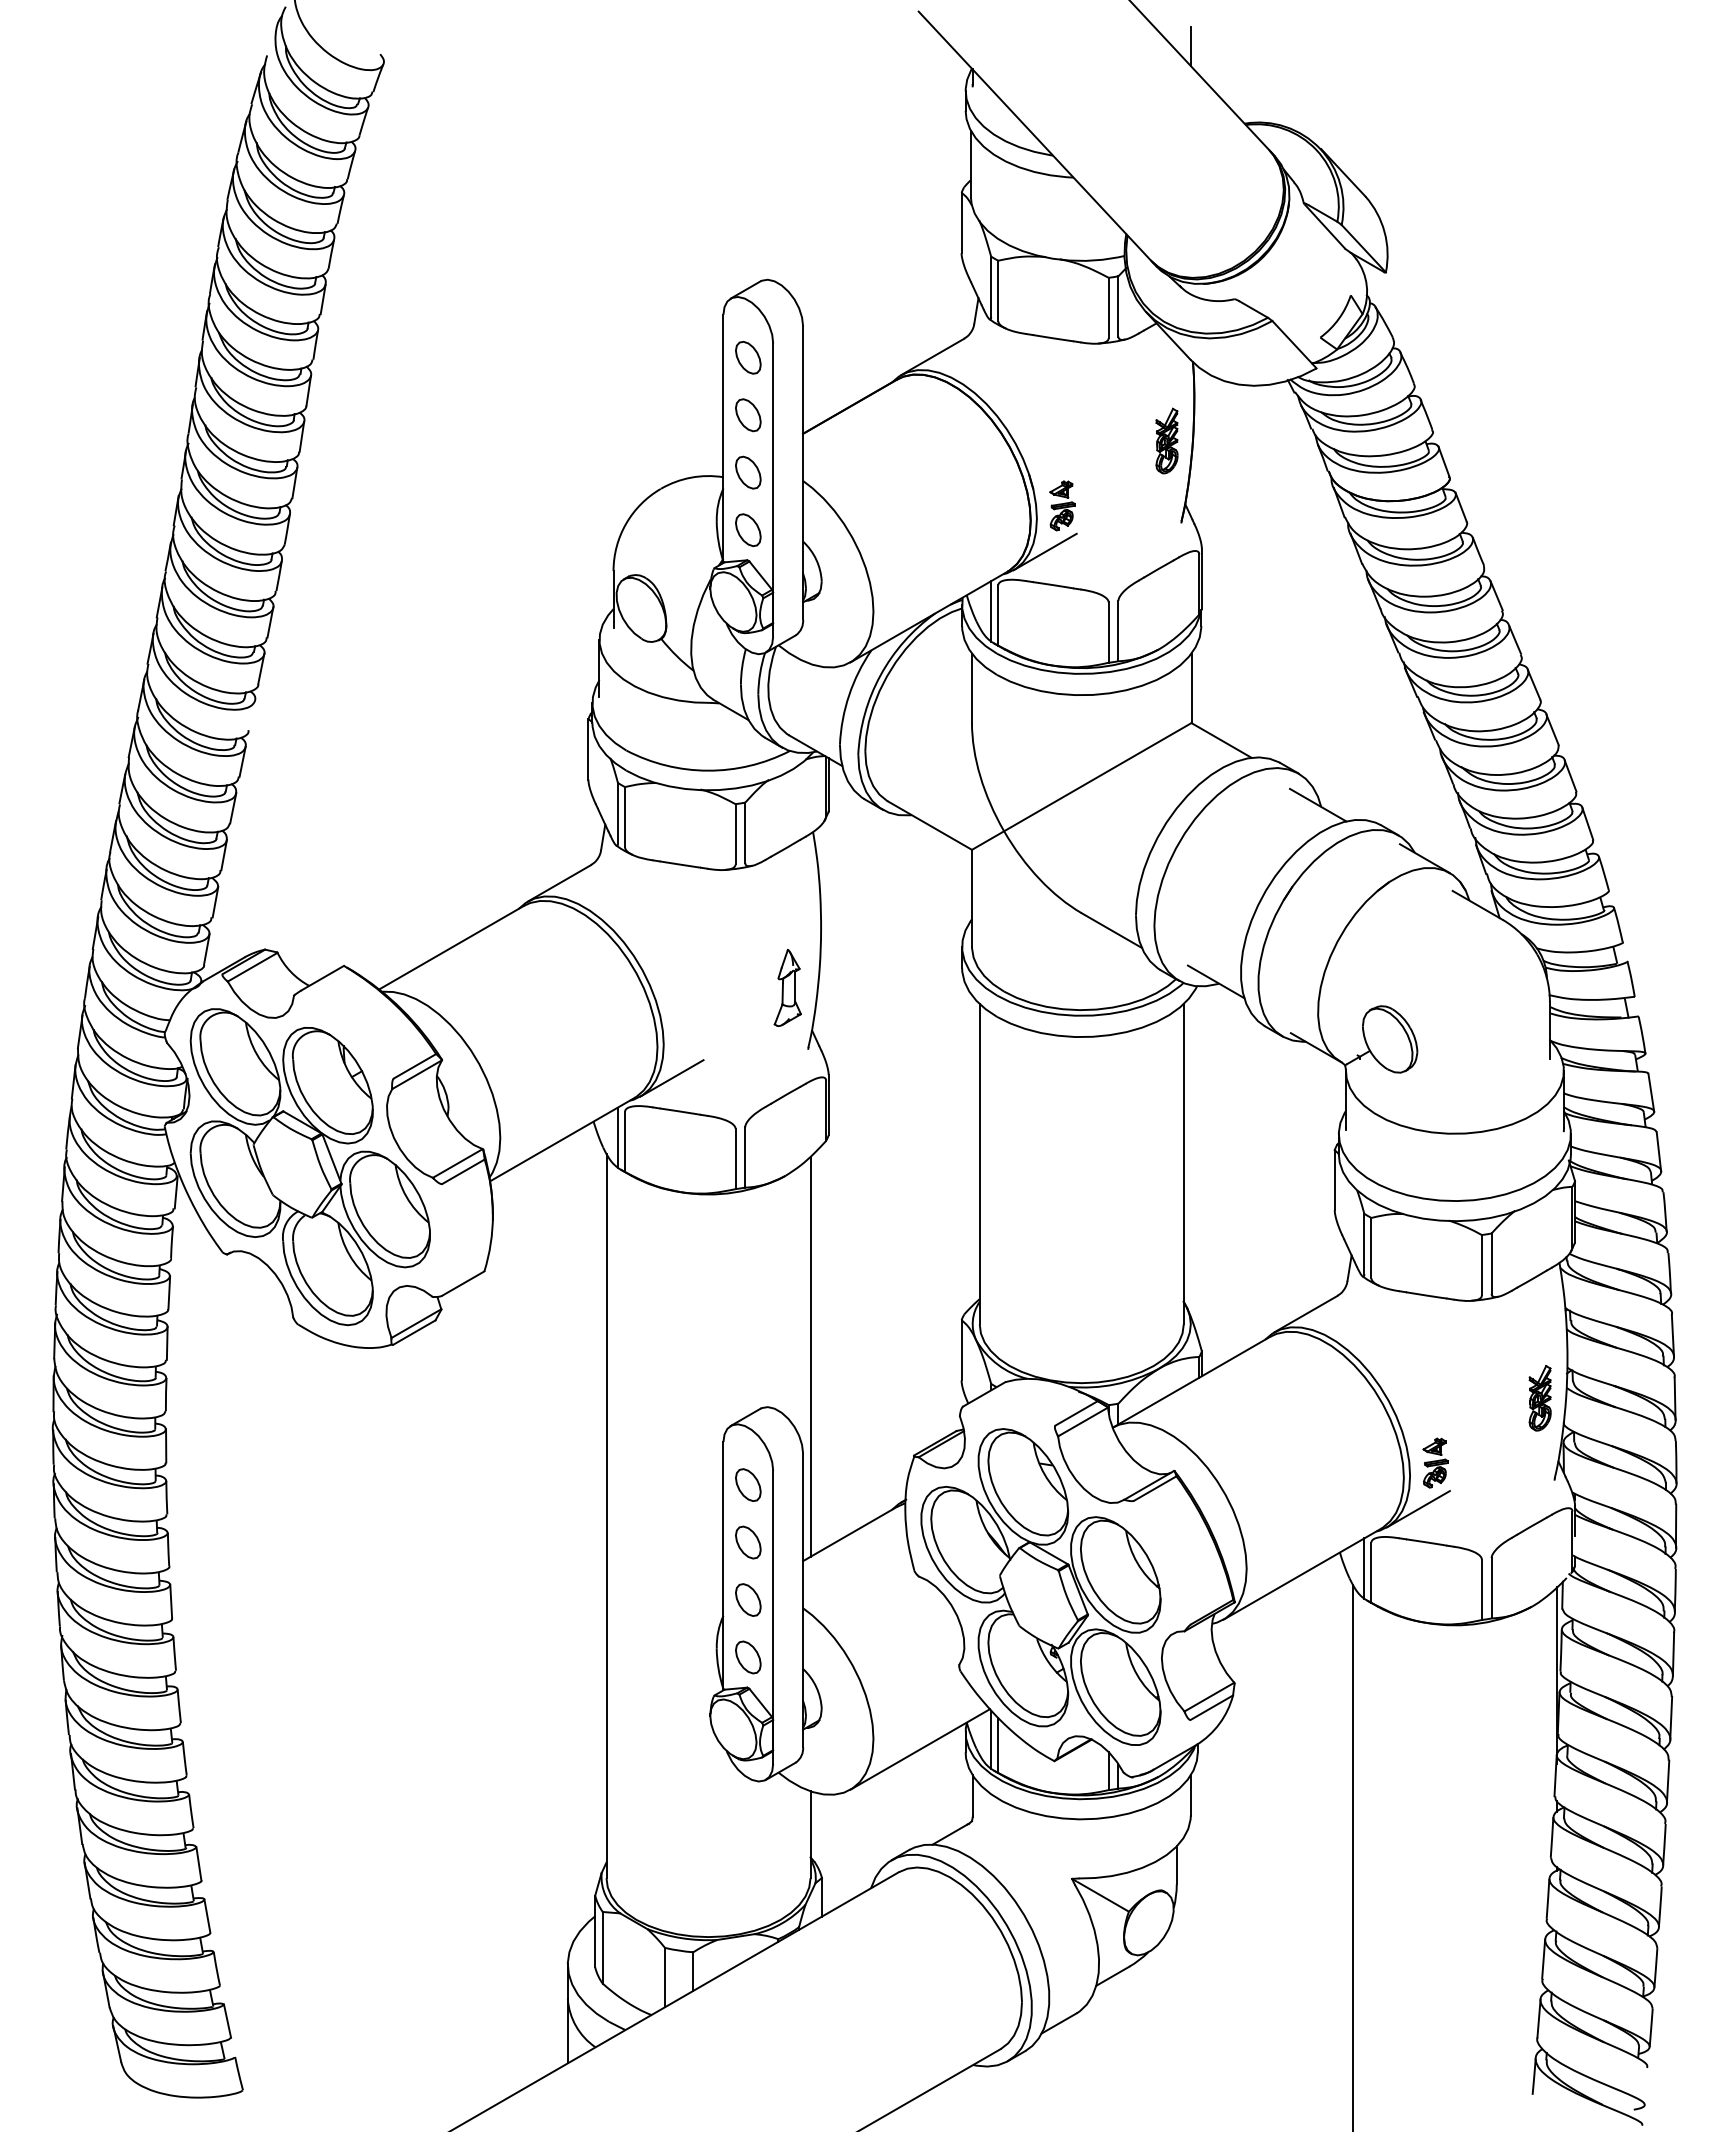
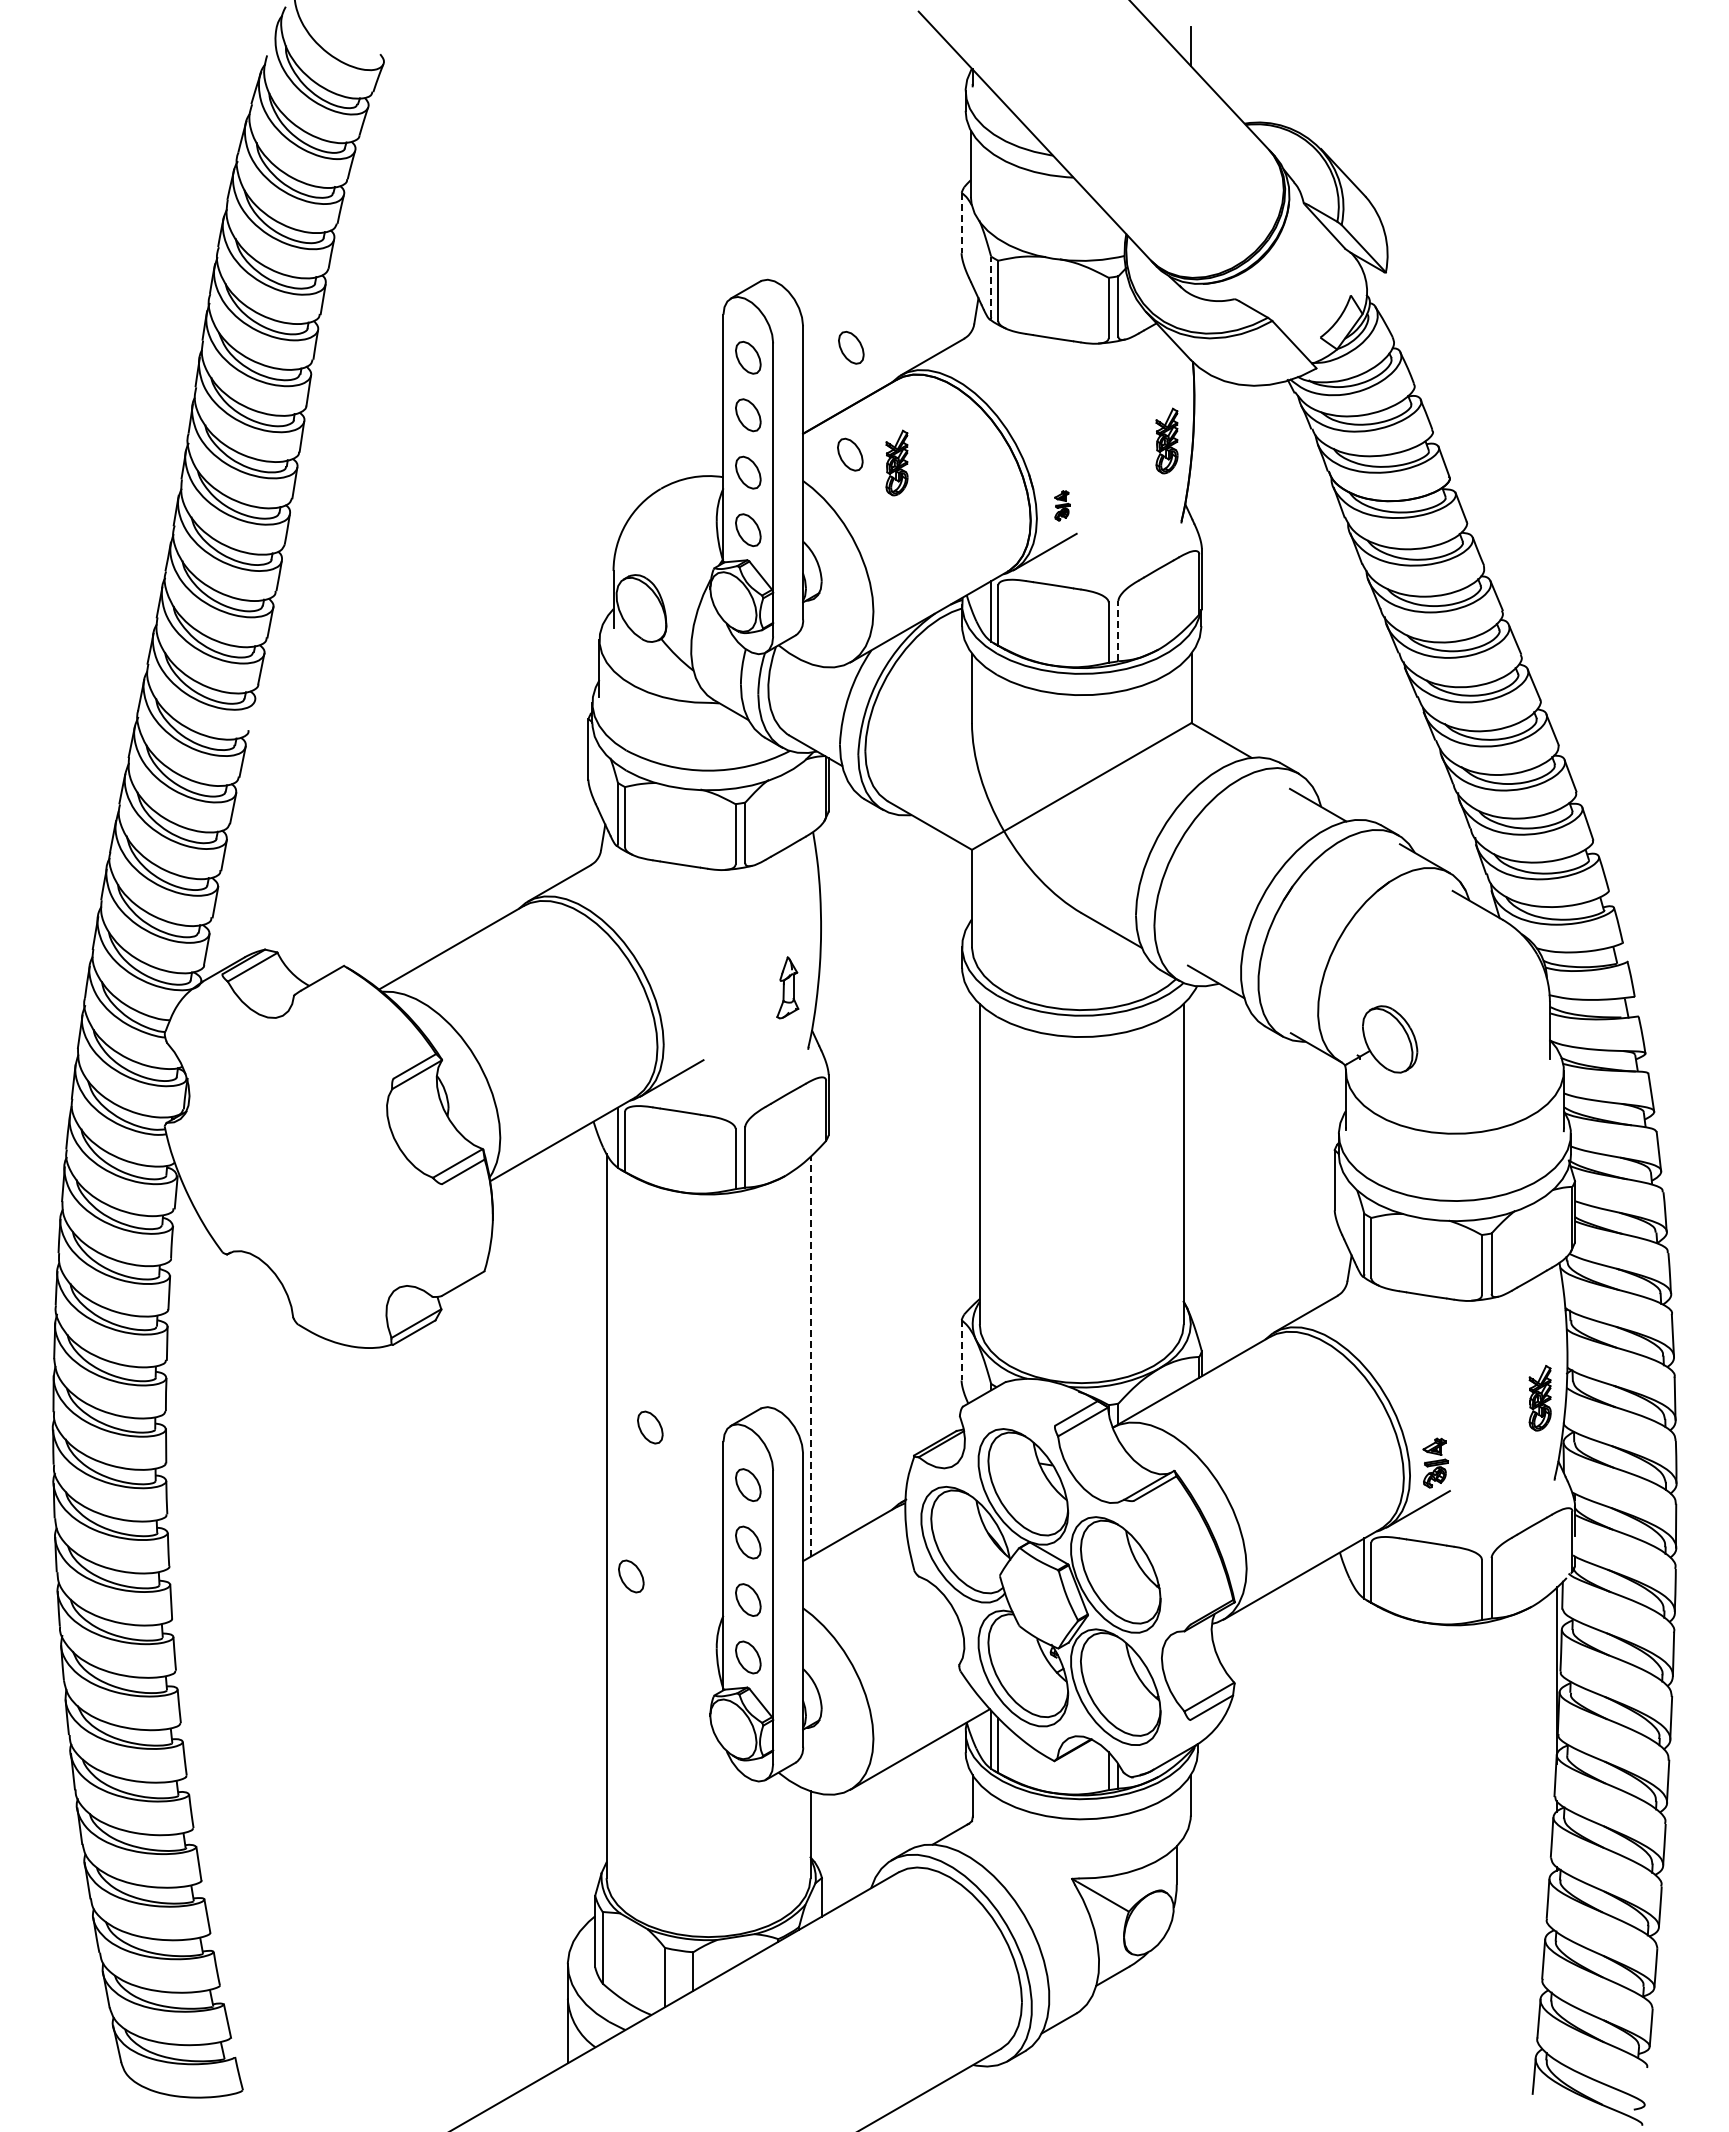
line: solid -> dashed (961, 223)
line: solid -> dashed (991, 286)
part: none -> present (851, 347)
part: none -> present (850, 454)
part: none -> present (896, 462)
part size: 27x52 px -> 17x32 px (1062, 505)
line: solid -> dashed (1118, 630)
part size: 29x79 px -> 24x64 px (787, 987)
part: present -> none (309, 1167)
line: solid -> dashed (961, 1350)
line: solid -> dashed (810, 1356)
part: none -> present (650, 1427)
part: none -> present (631, 1576)
line: present -> none (1352, 1856)
